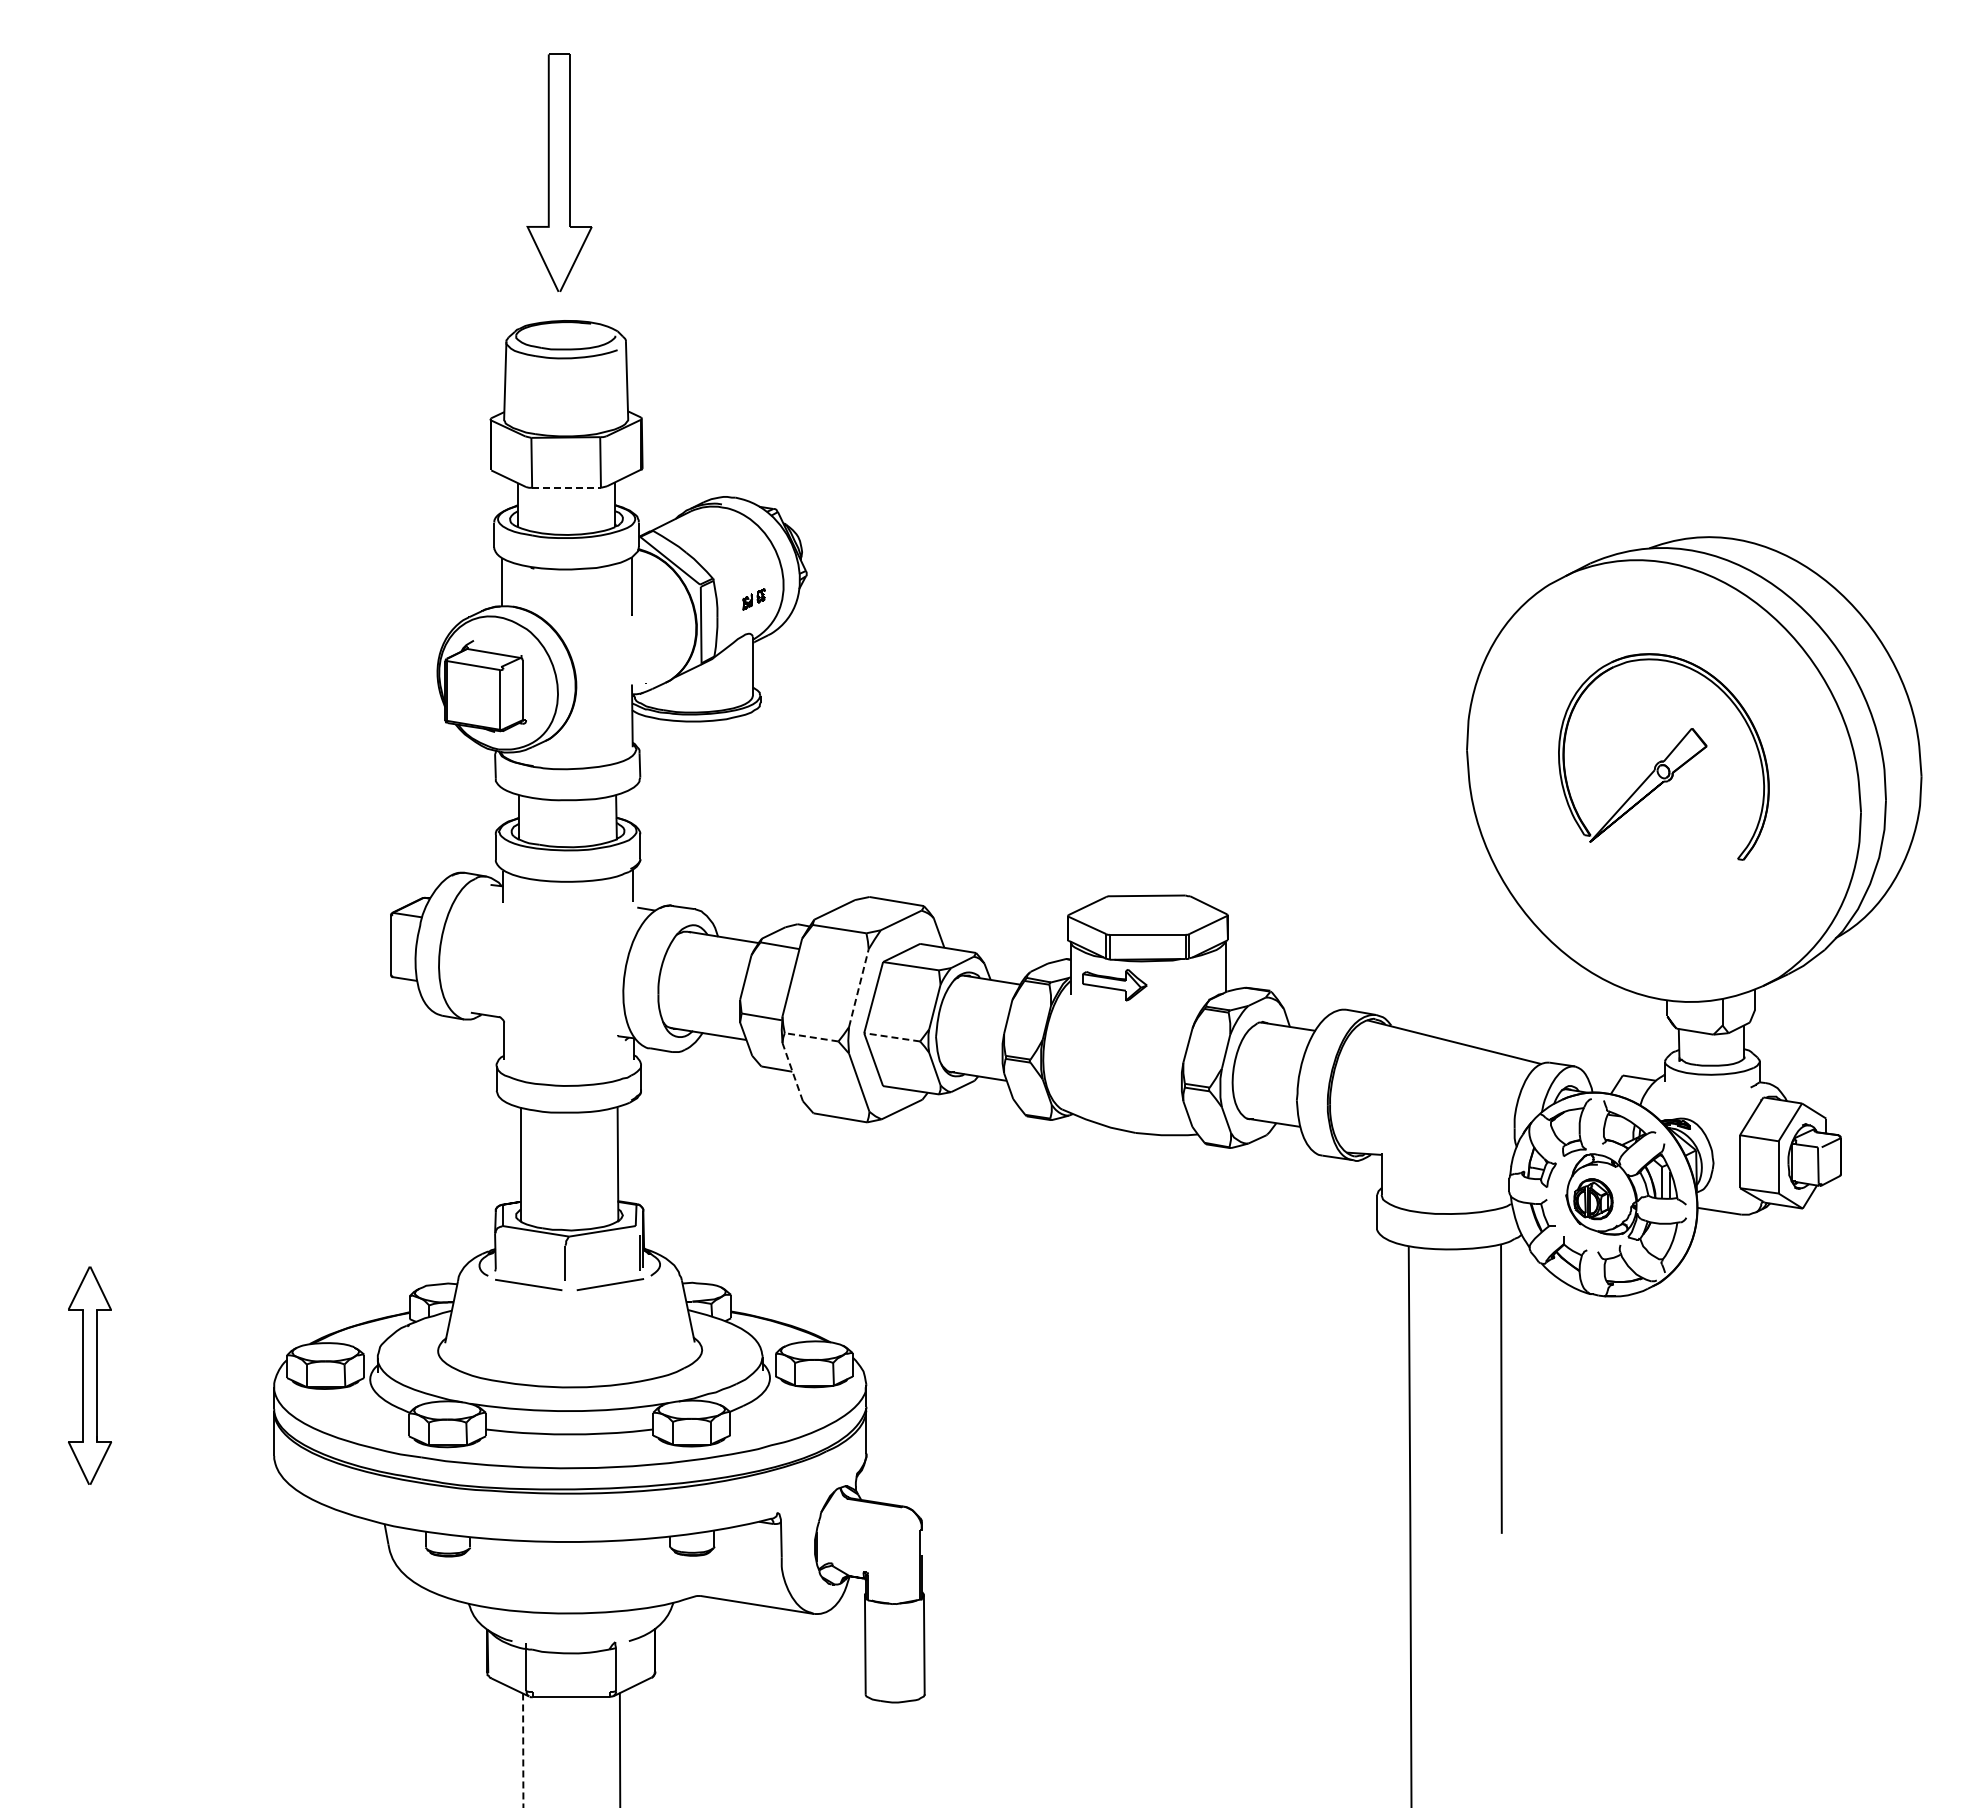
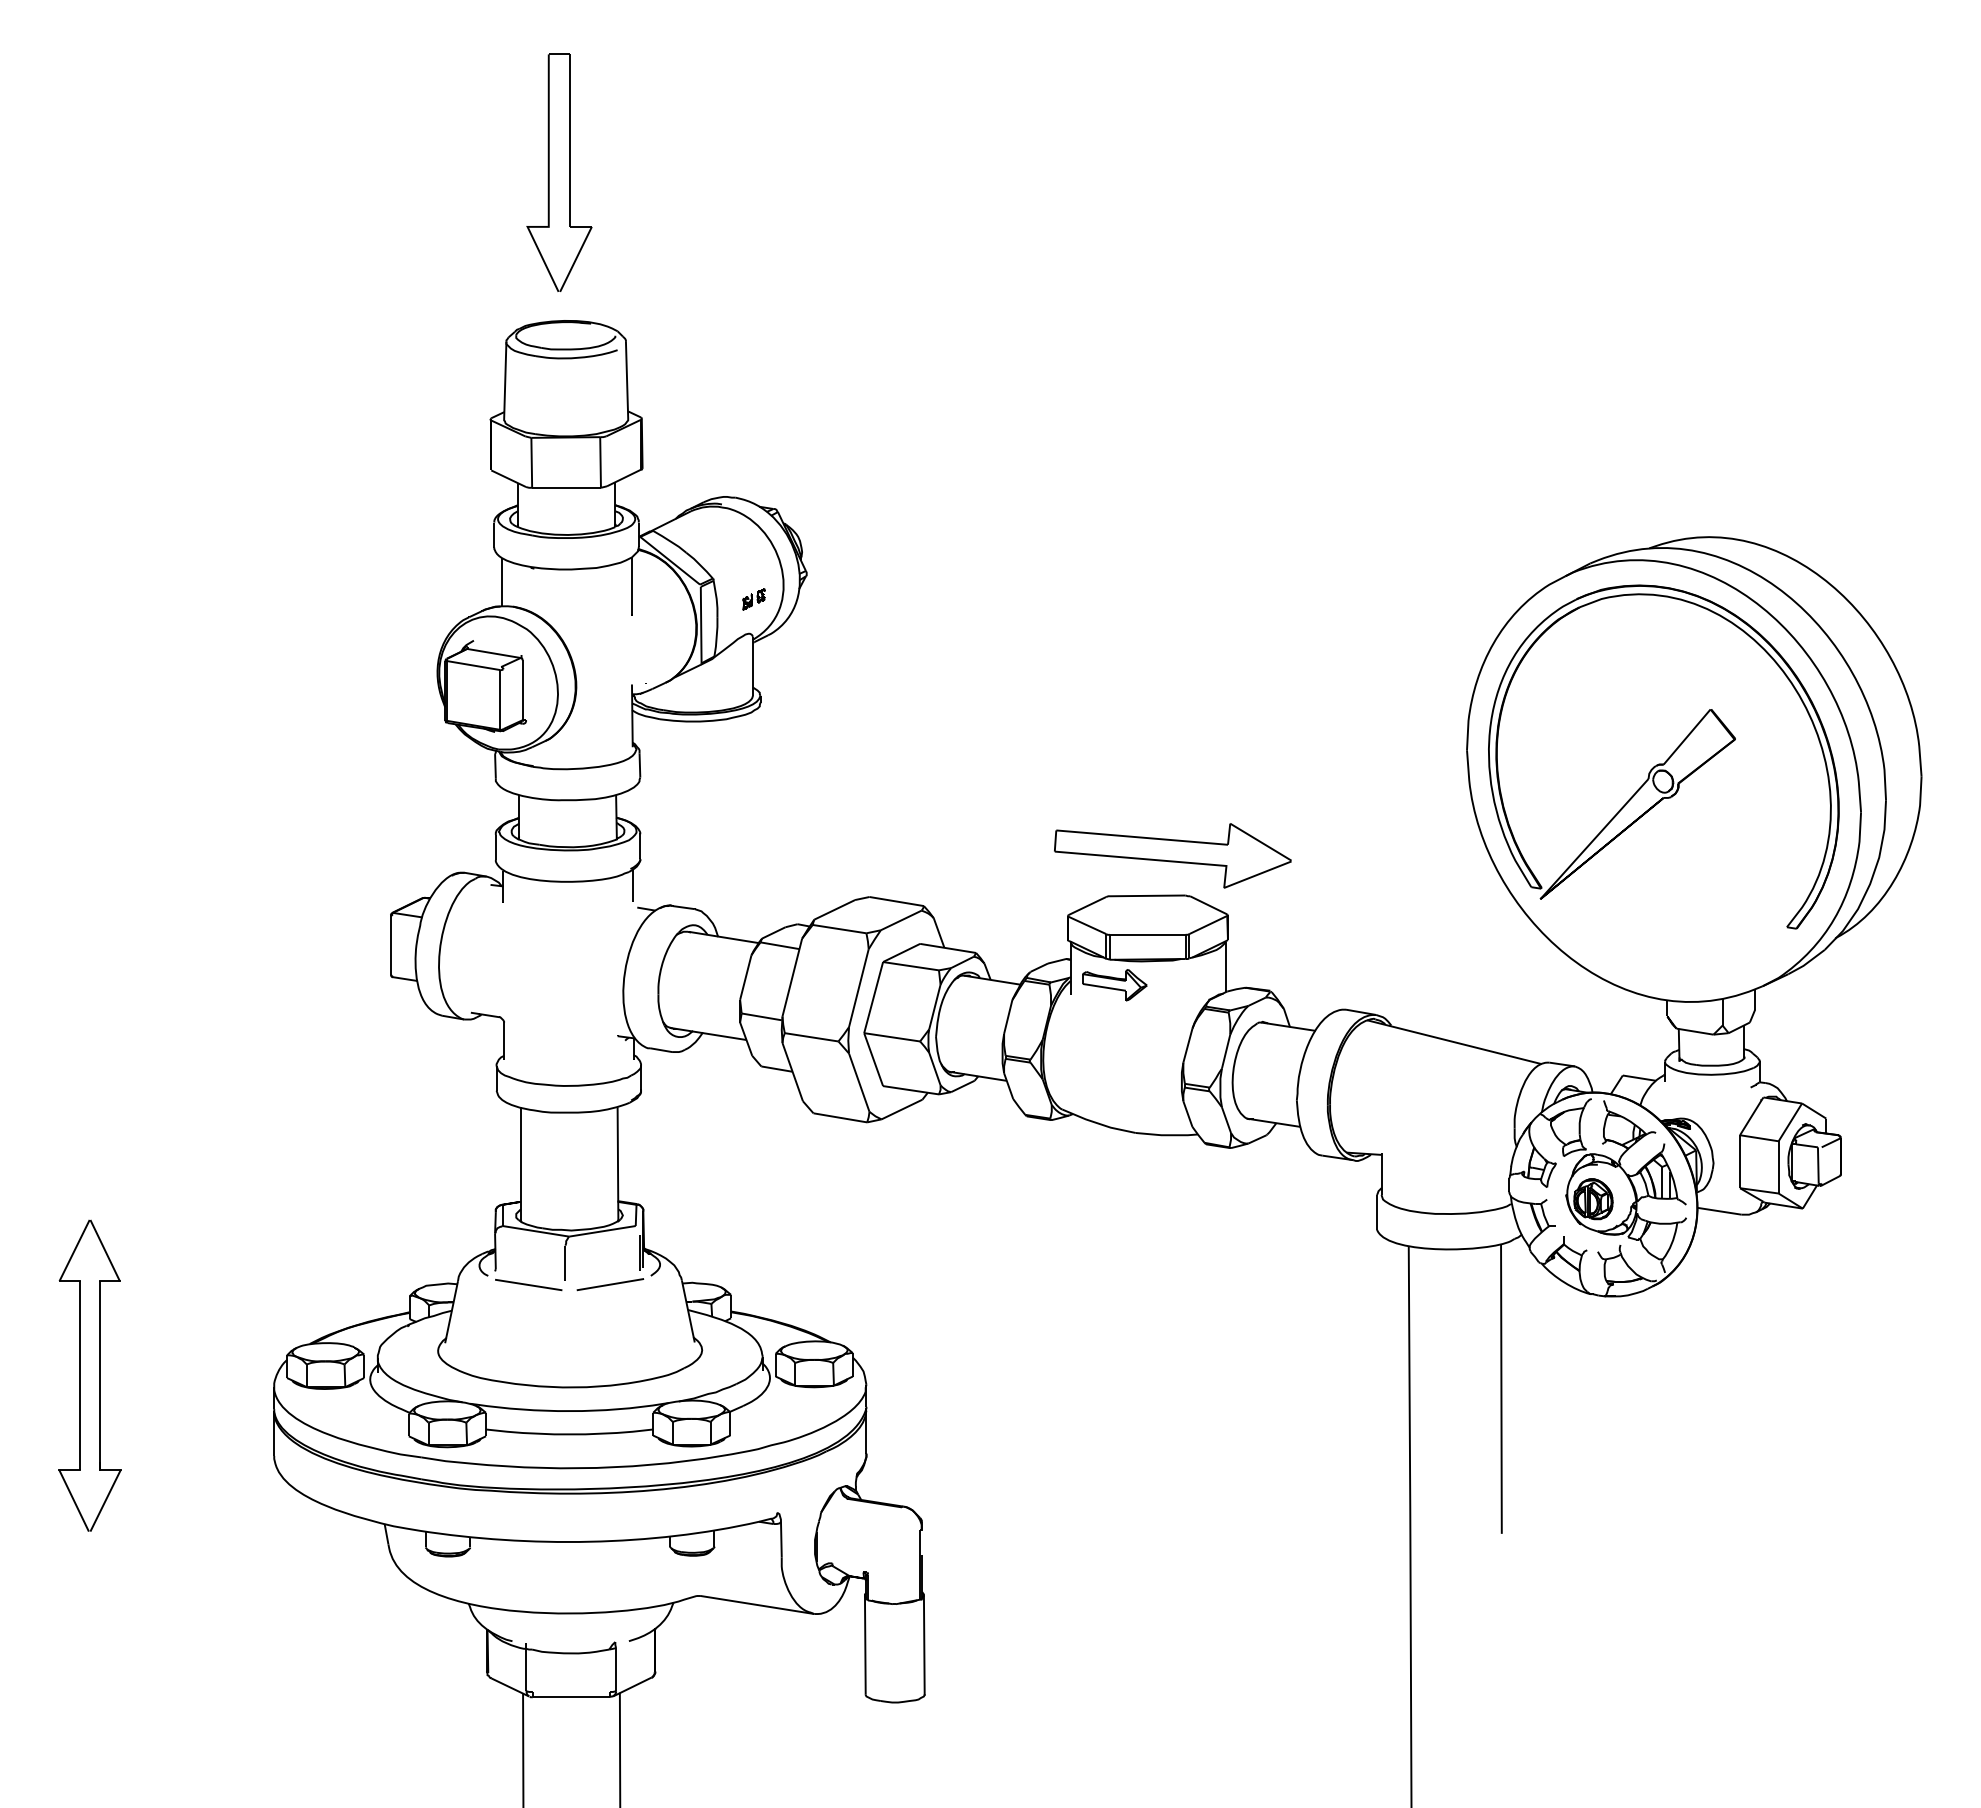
line: dashed -> solid (567, 487)
part size: 212x208 px -> 352x346 px (1663, 756)
part: none -> present (1172, 855)
line: dashed -> solid (859, 987)
line: dashed -> solid (811, 1037)
line: dashed -> solid (891, 1037)
line: dashed -> solid (792, 1072)
part size: 44x219 px -> 64x313 px (89, 1375)
line: dashed -> solid (523, 1751)
